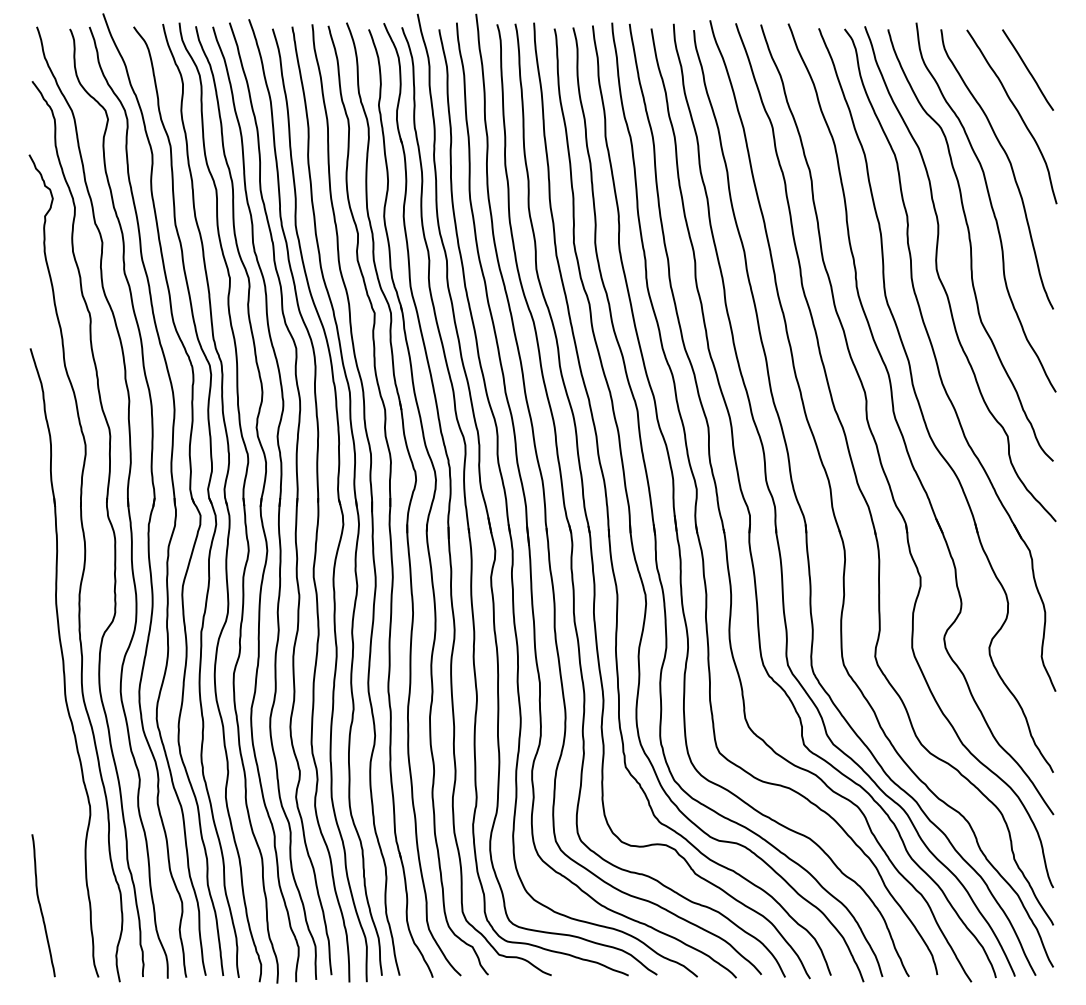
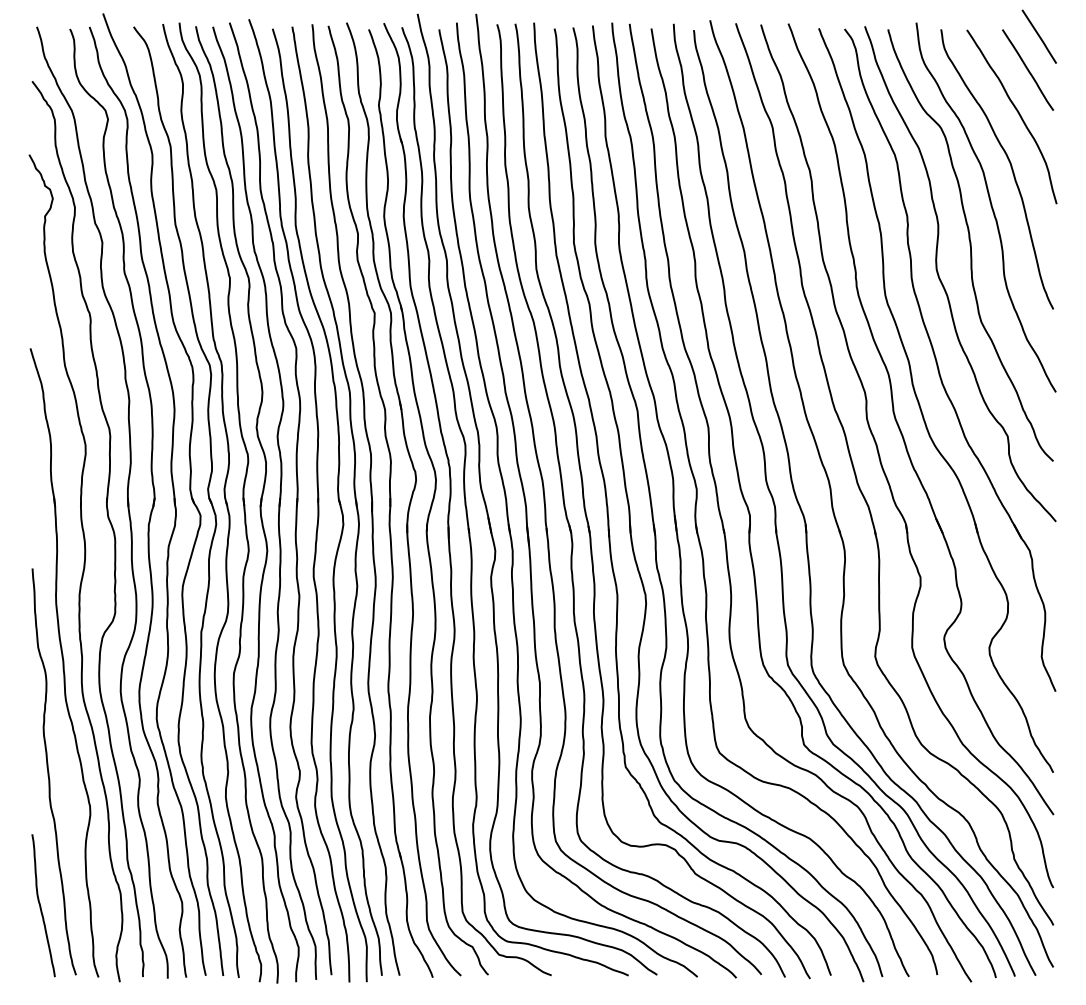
line: none -> present (1038, 36)
curve: none -> present (49, 771)
